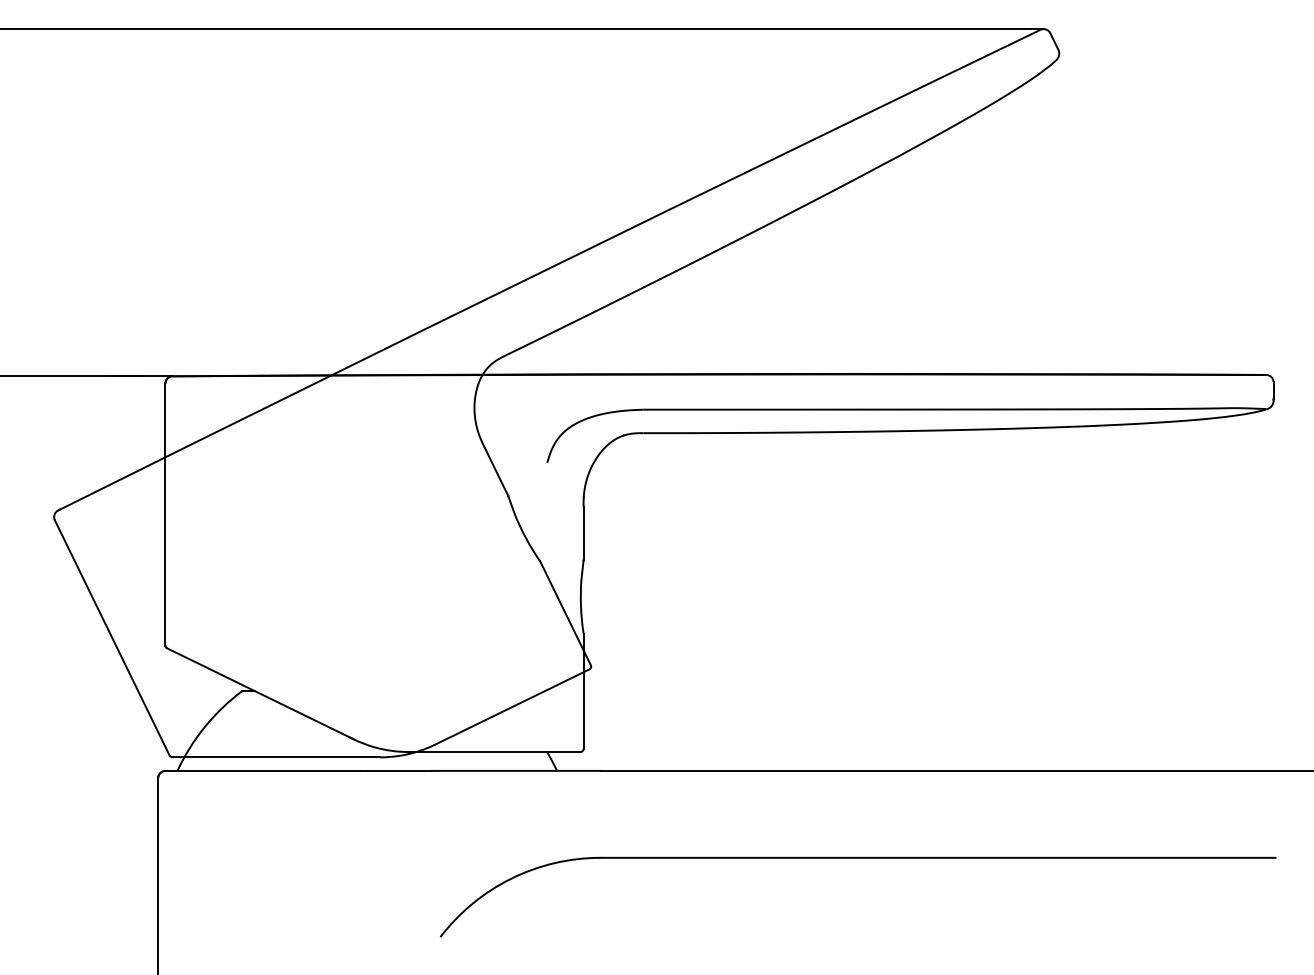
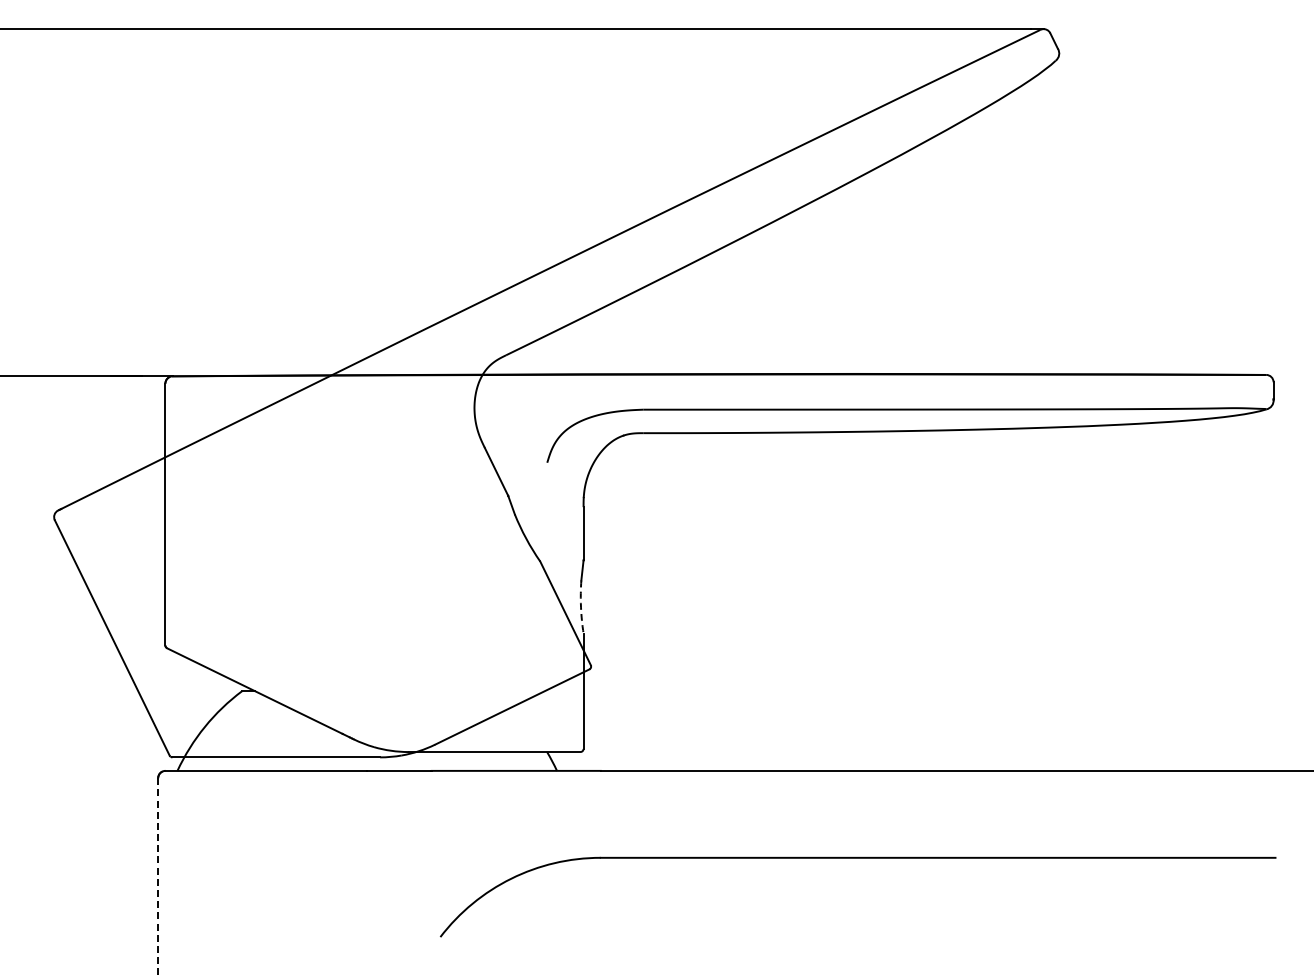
arc: solid -> dashed (581, 607)
line: solid -> dashed (158, 876)
